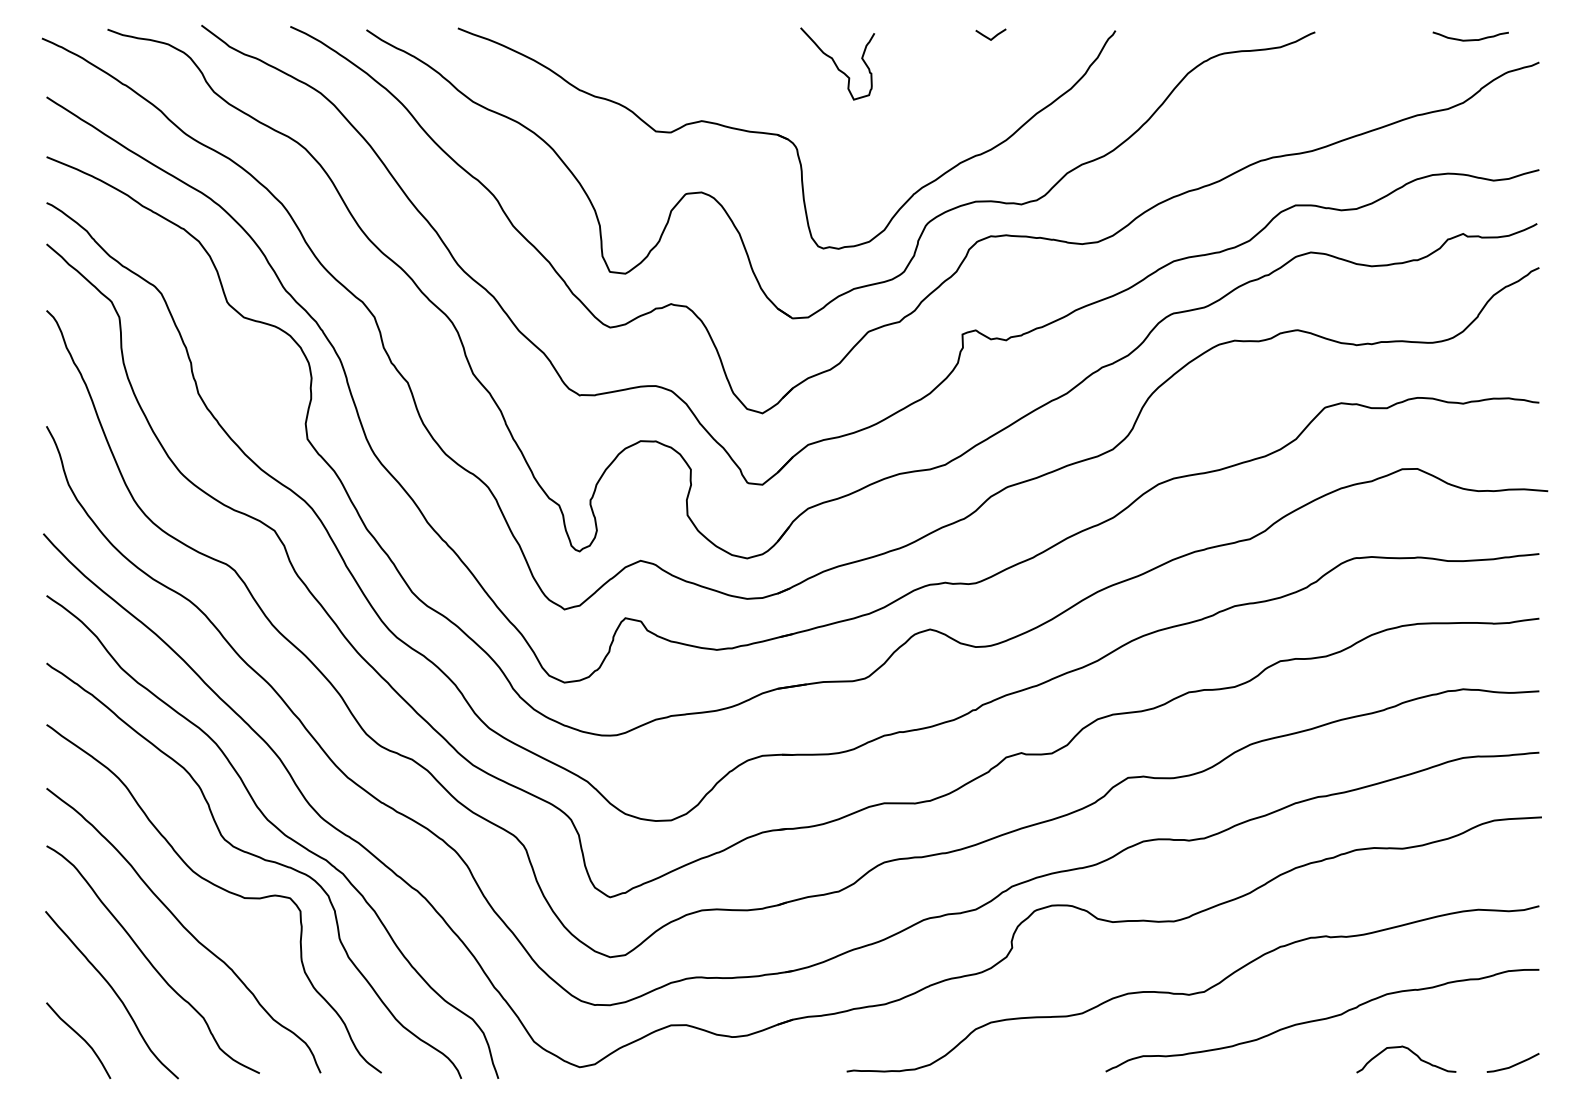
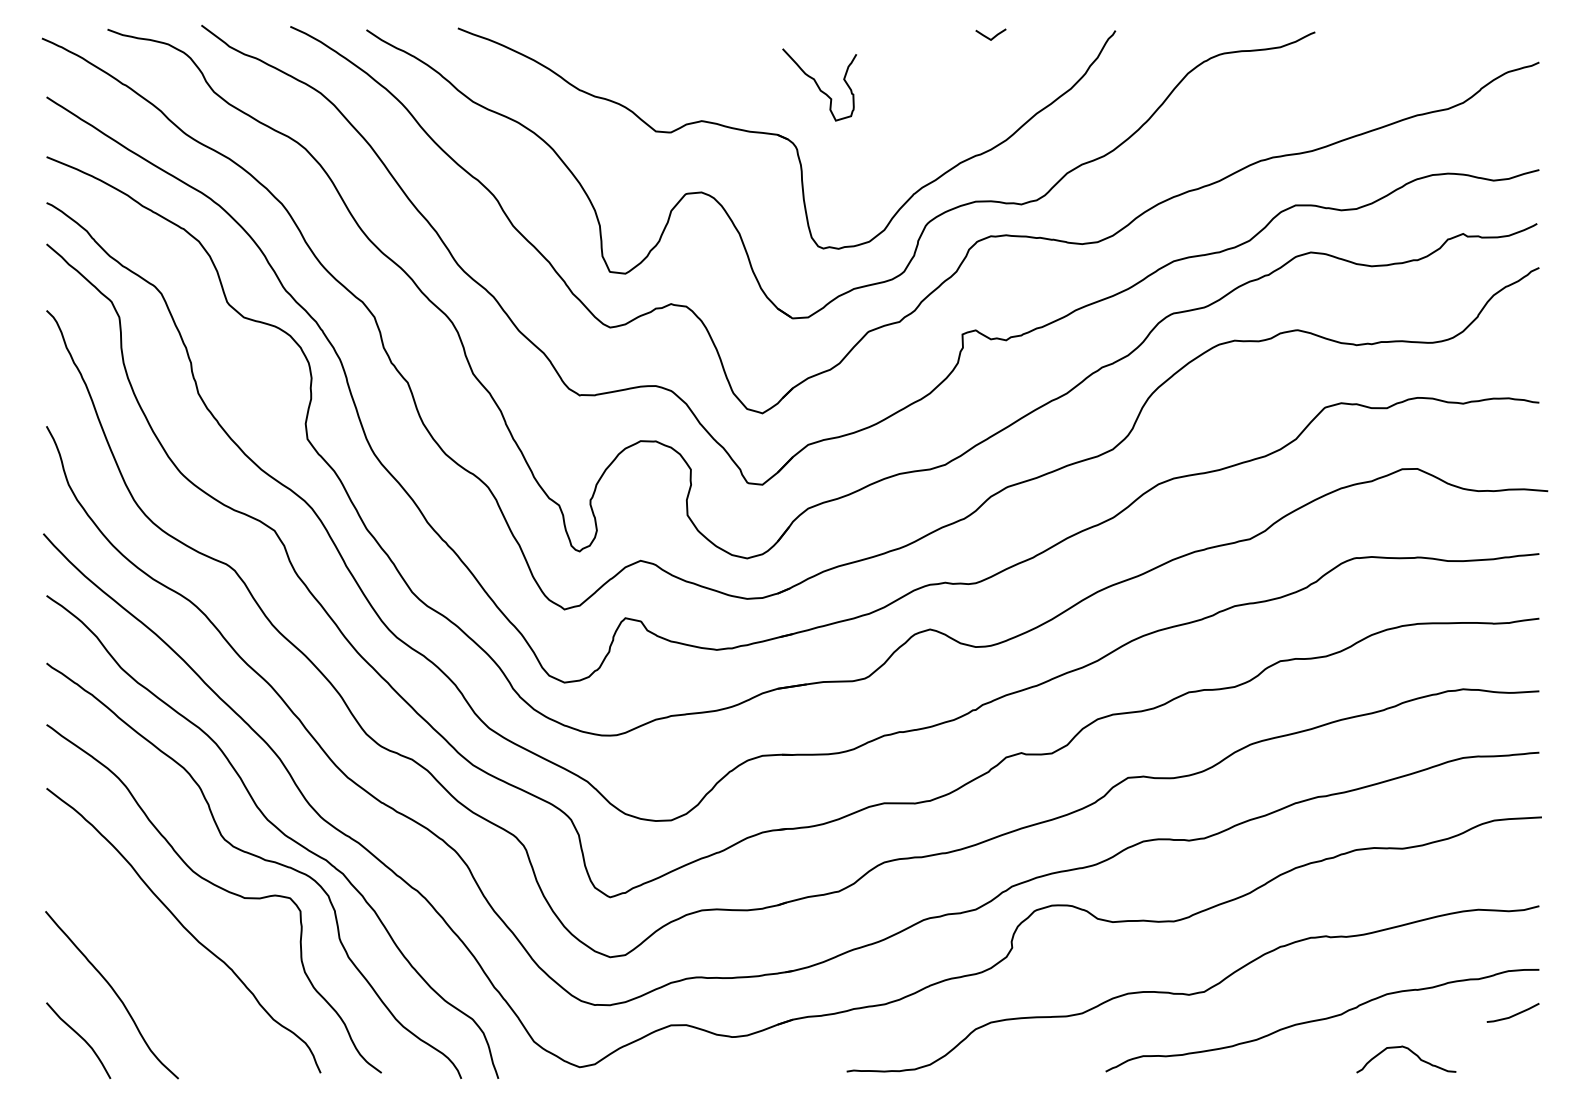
curve: present -> none (1470, 39)
curve position: (836, 63) -> (818, 84) (818, 84)
curve: present -> none (150, 961)
line position: (1513, 1064) -> (1513, 1014) (1513, 1014)
